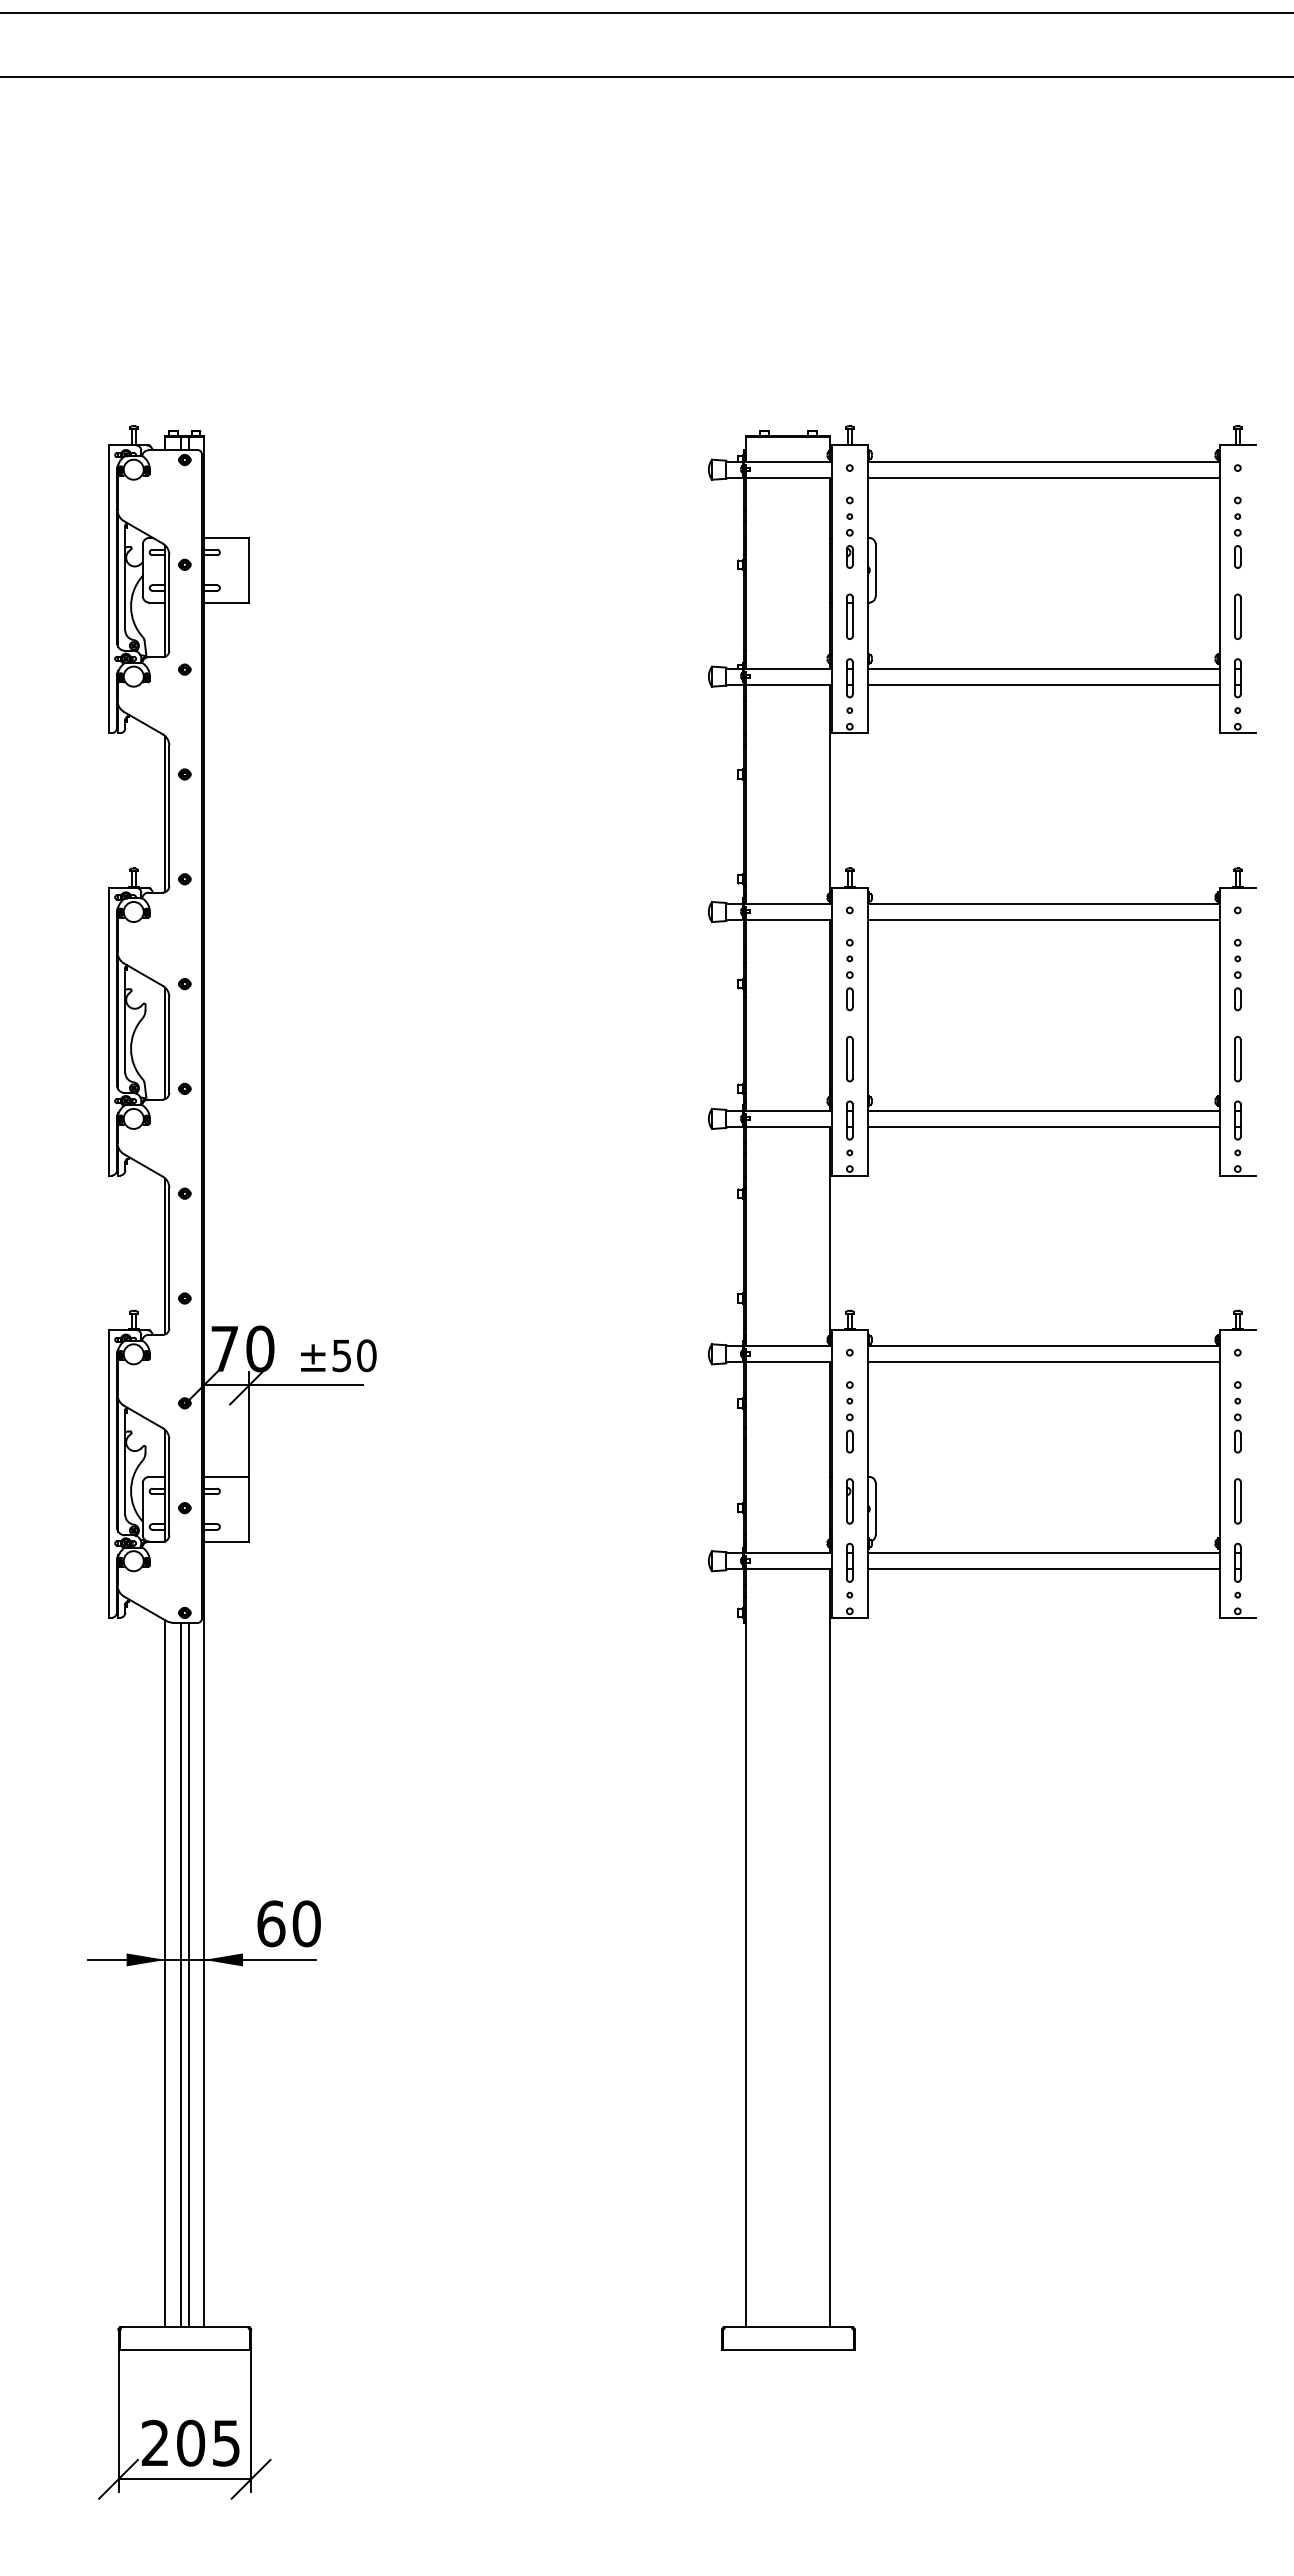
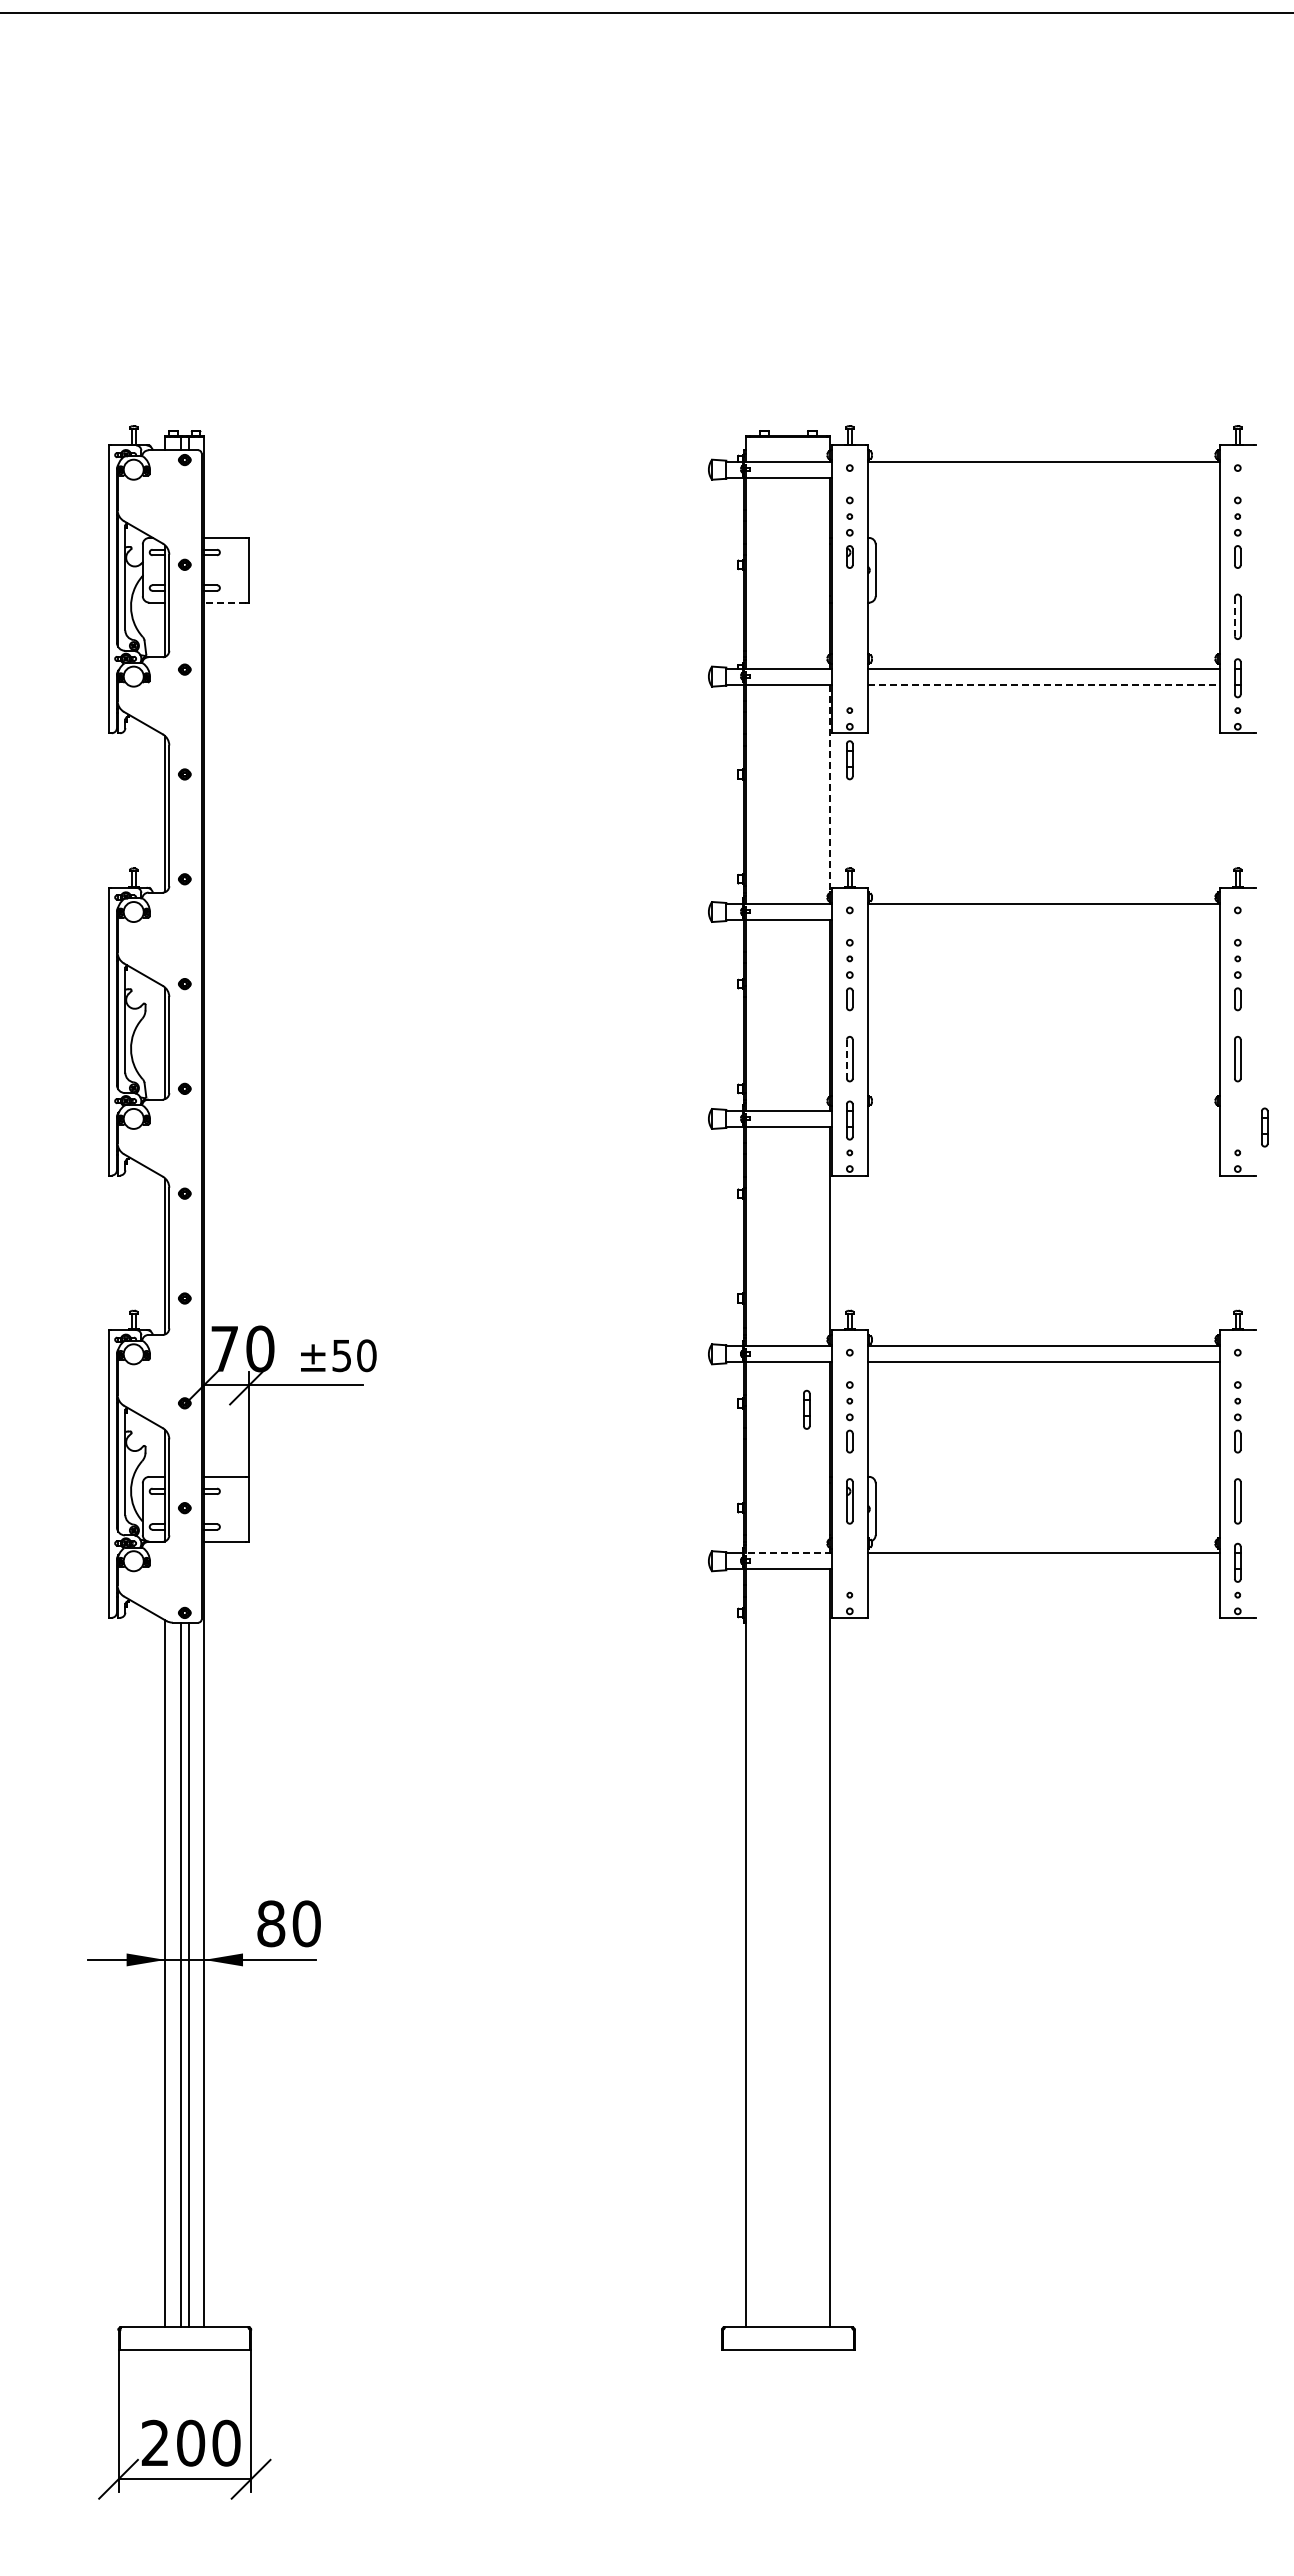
line: present -> none (646, 77)
line: present -> none (1043, 477)
line: solid -> dashed (225, 602)
part: present -> none (849, 616)
line: solid -> dashed (1234, 617)
part position: (849, 678) -> (849, 760) (849, 760)
line: solid -> dashed (1043, 684)
line: solid -> dashed (830, 788)
line: present -> none (1043, 920)
line: solid -> dashed (846, 1059)
line: present -> none (1043, 1110)
part position: (1237, 1120) -> (1264, 1127) (1264, 1127)
line: present -> none (1043, 1127)
line: solid -> dashed (788, 1553)
part position: (849, 1562) -> (806, 1409) (806, 1409)
line: present -> none (1043, 1569)
text: 60 -> 80 (271, 1923)
text: 205 -> 200 (226, 2442)
